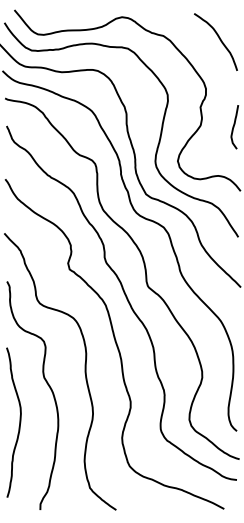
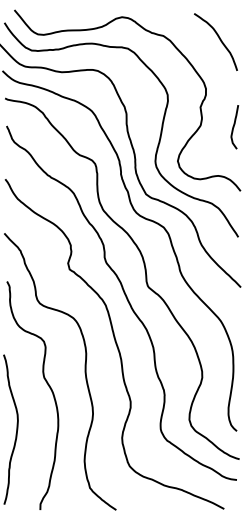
curve position: (19, 422) -> (16, 429) (16, 429)
